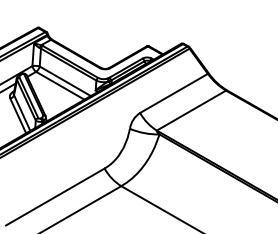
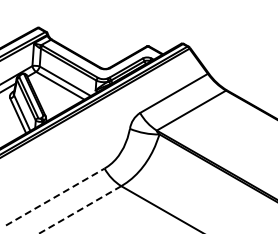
line: solid -> dashed (55, 197)
line: solid -> dashed (79, 210)
